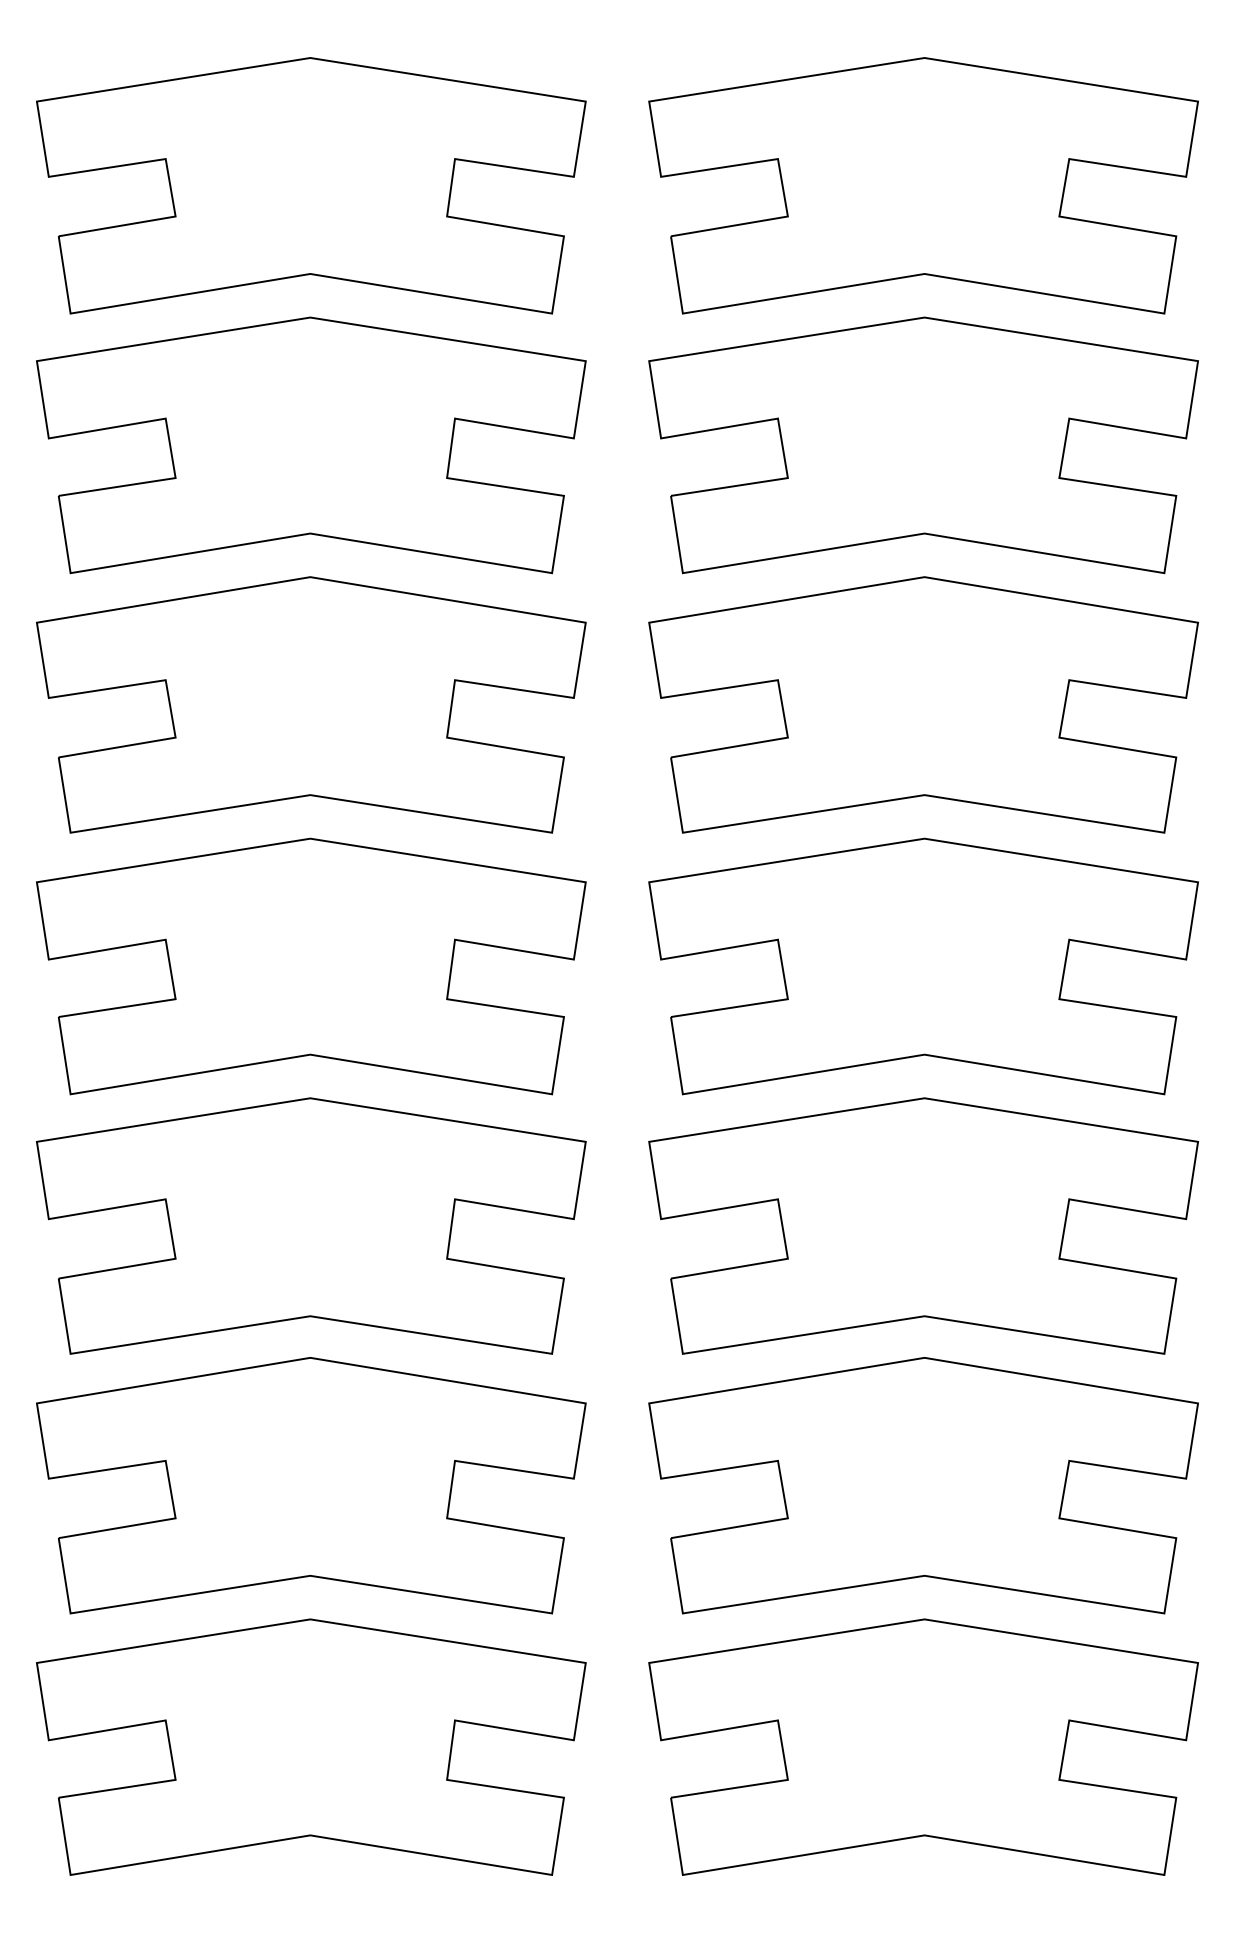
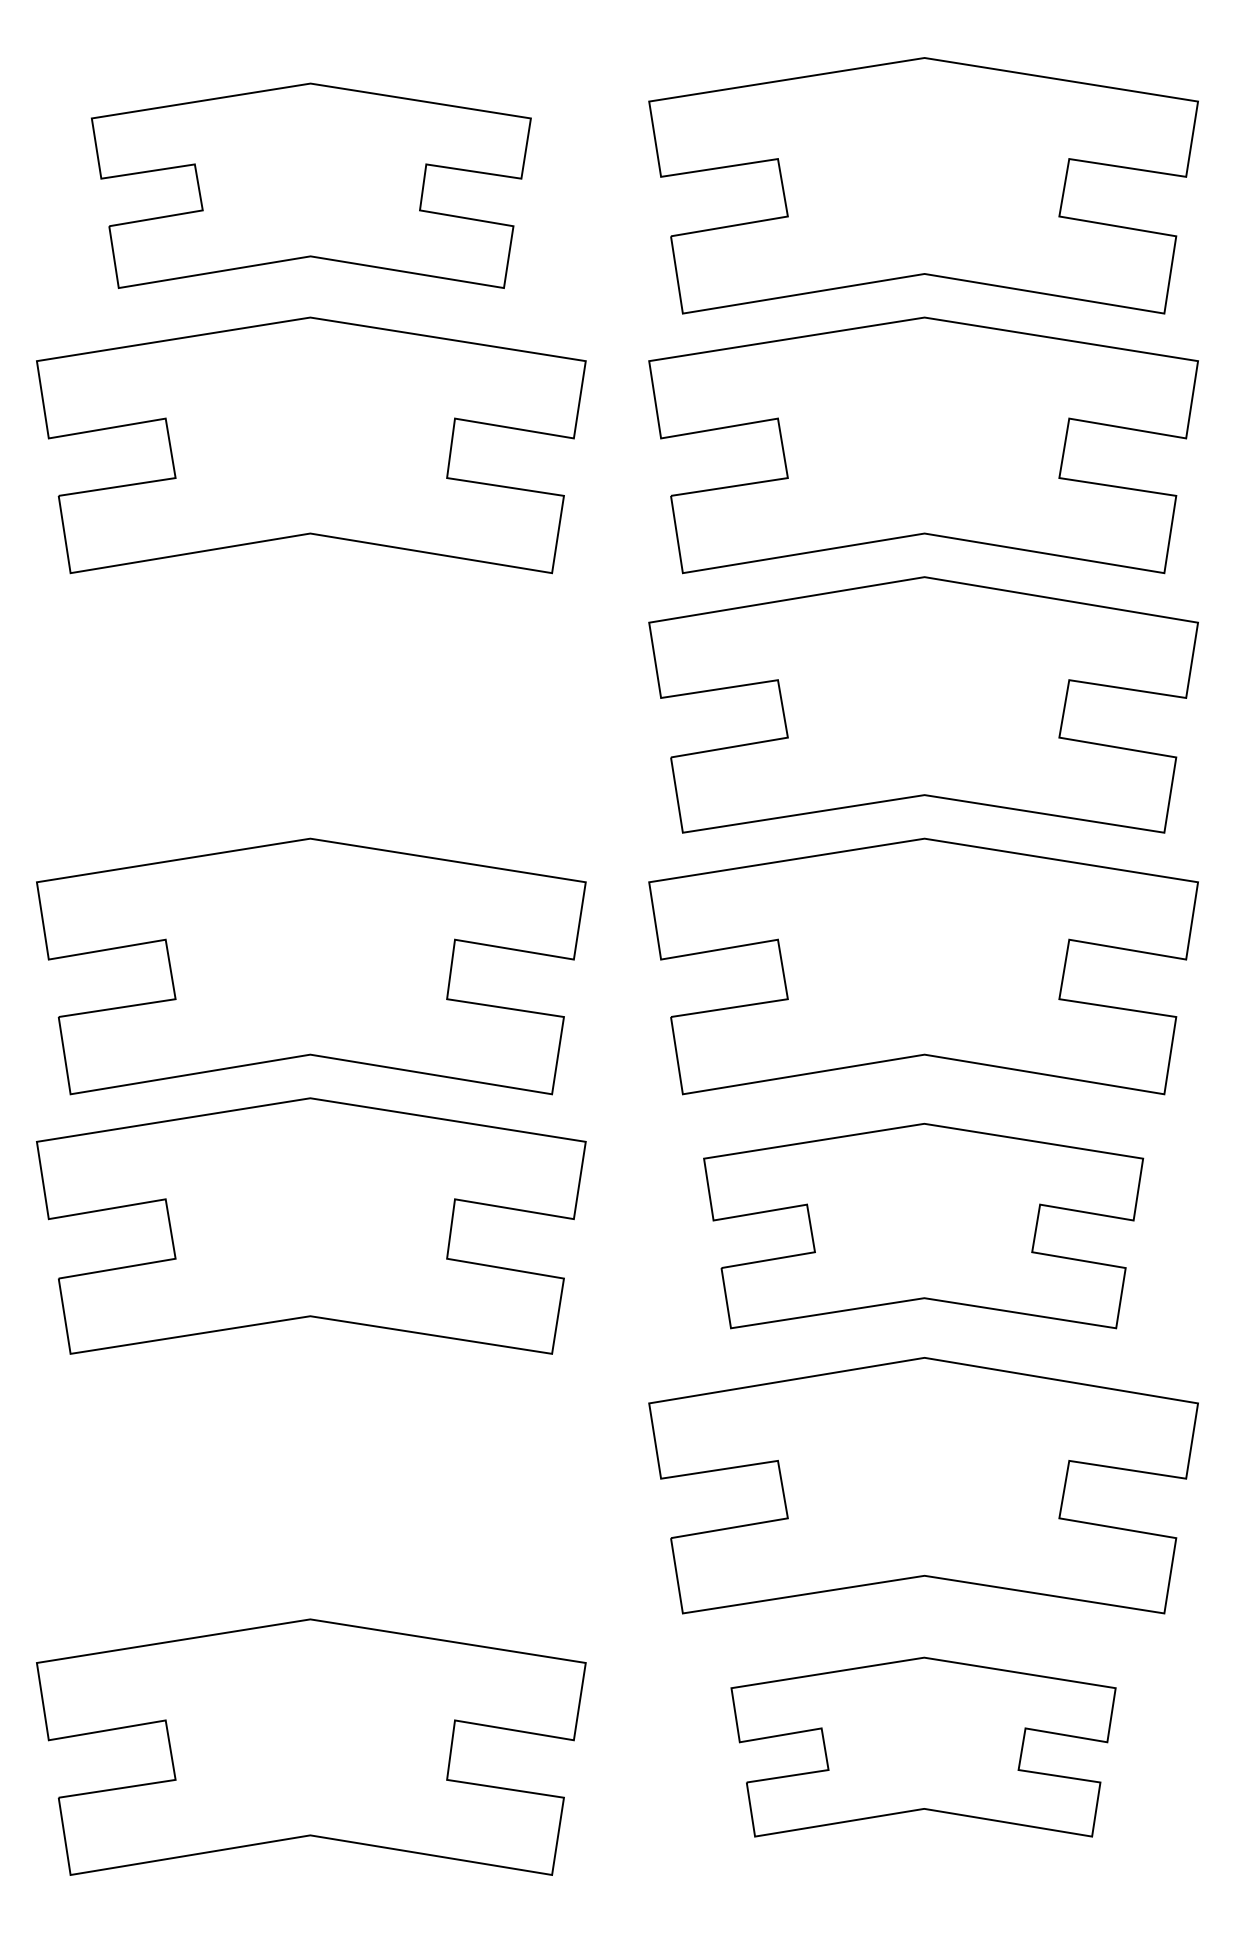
part size: 551x258 px -> 442x207 px (310, 185)
part: present -> none (311, 704)
part size: 551x258 px -> 442x208 px (923, 1225)
part: present -> none (311, 1485)
part size: 551x258 px -> 387x182 px (923, 1746)
